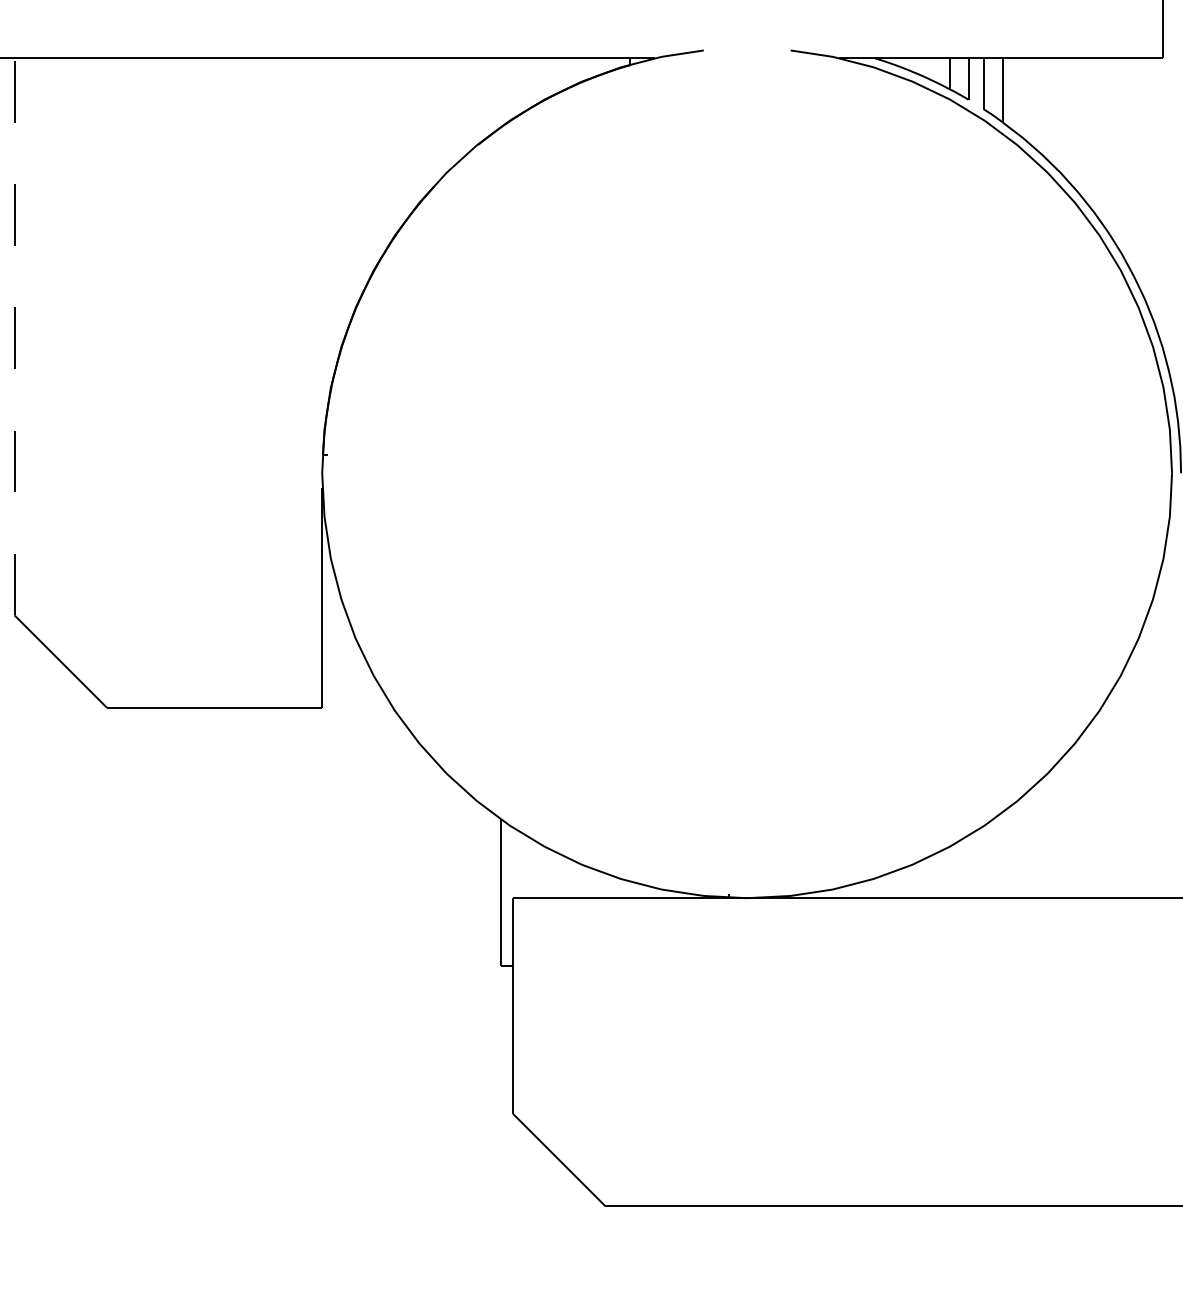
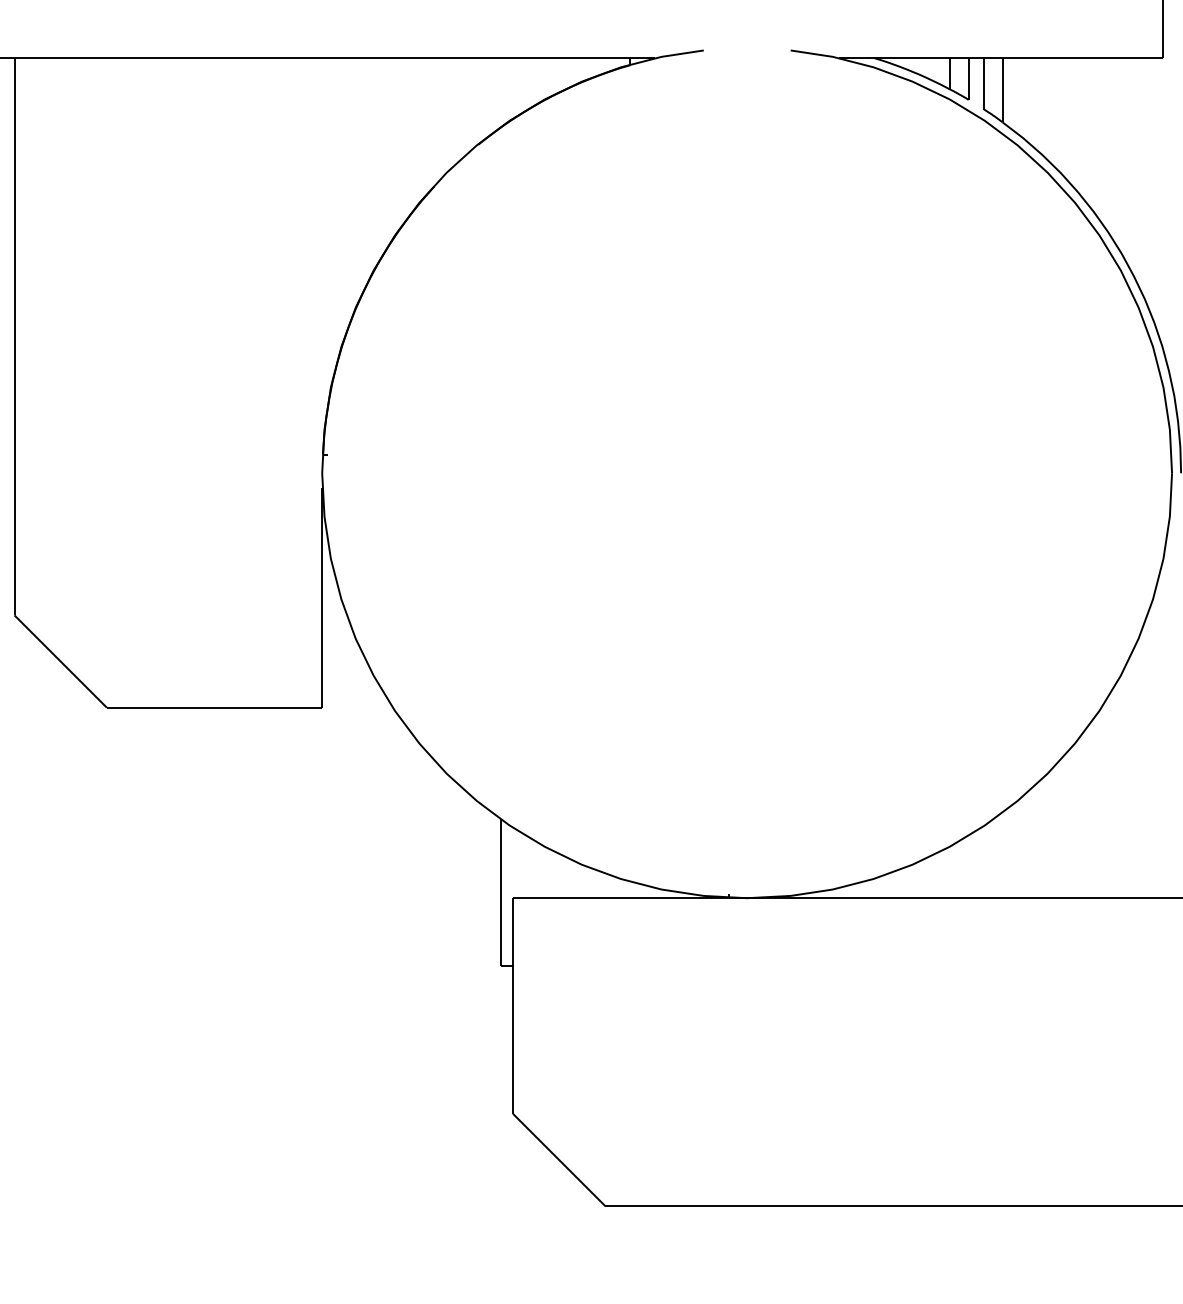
line: dashed -> solid (14, 336)
